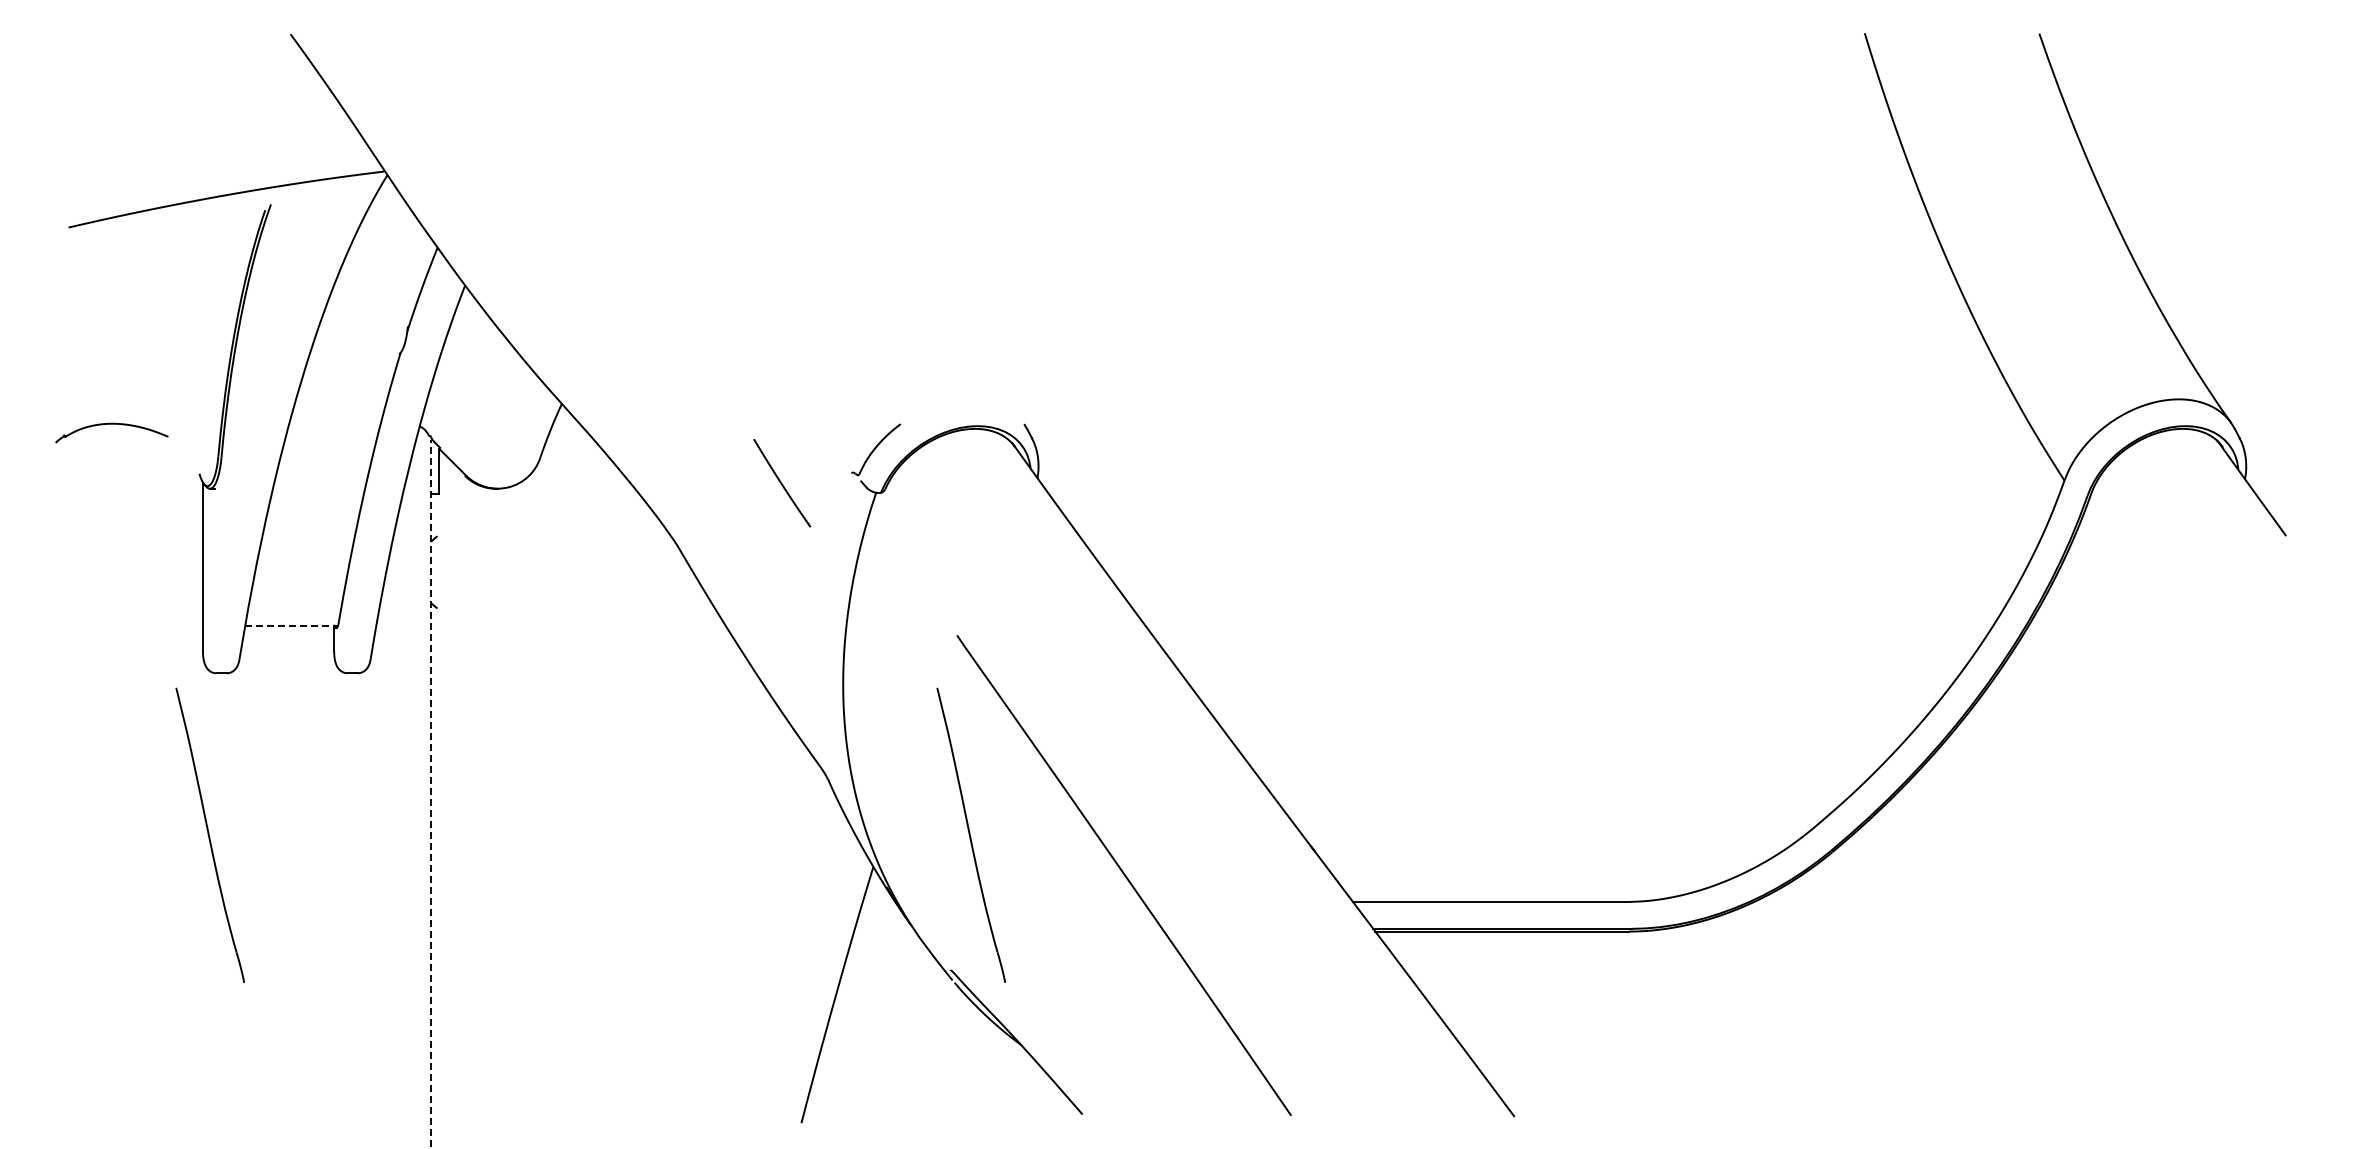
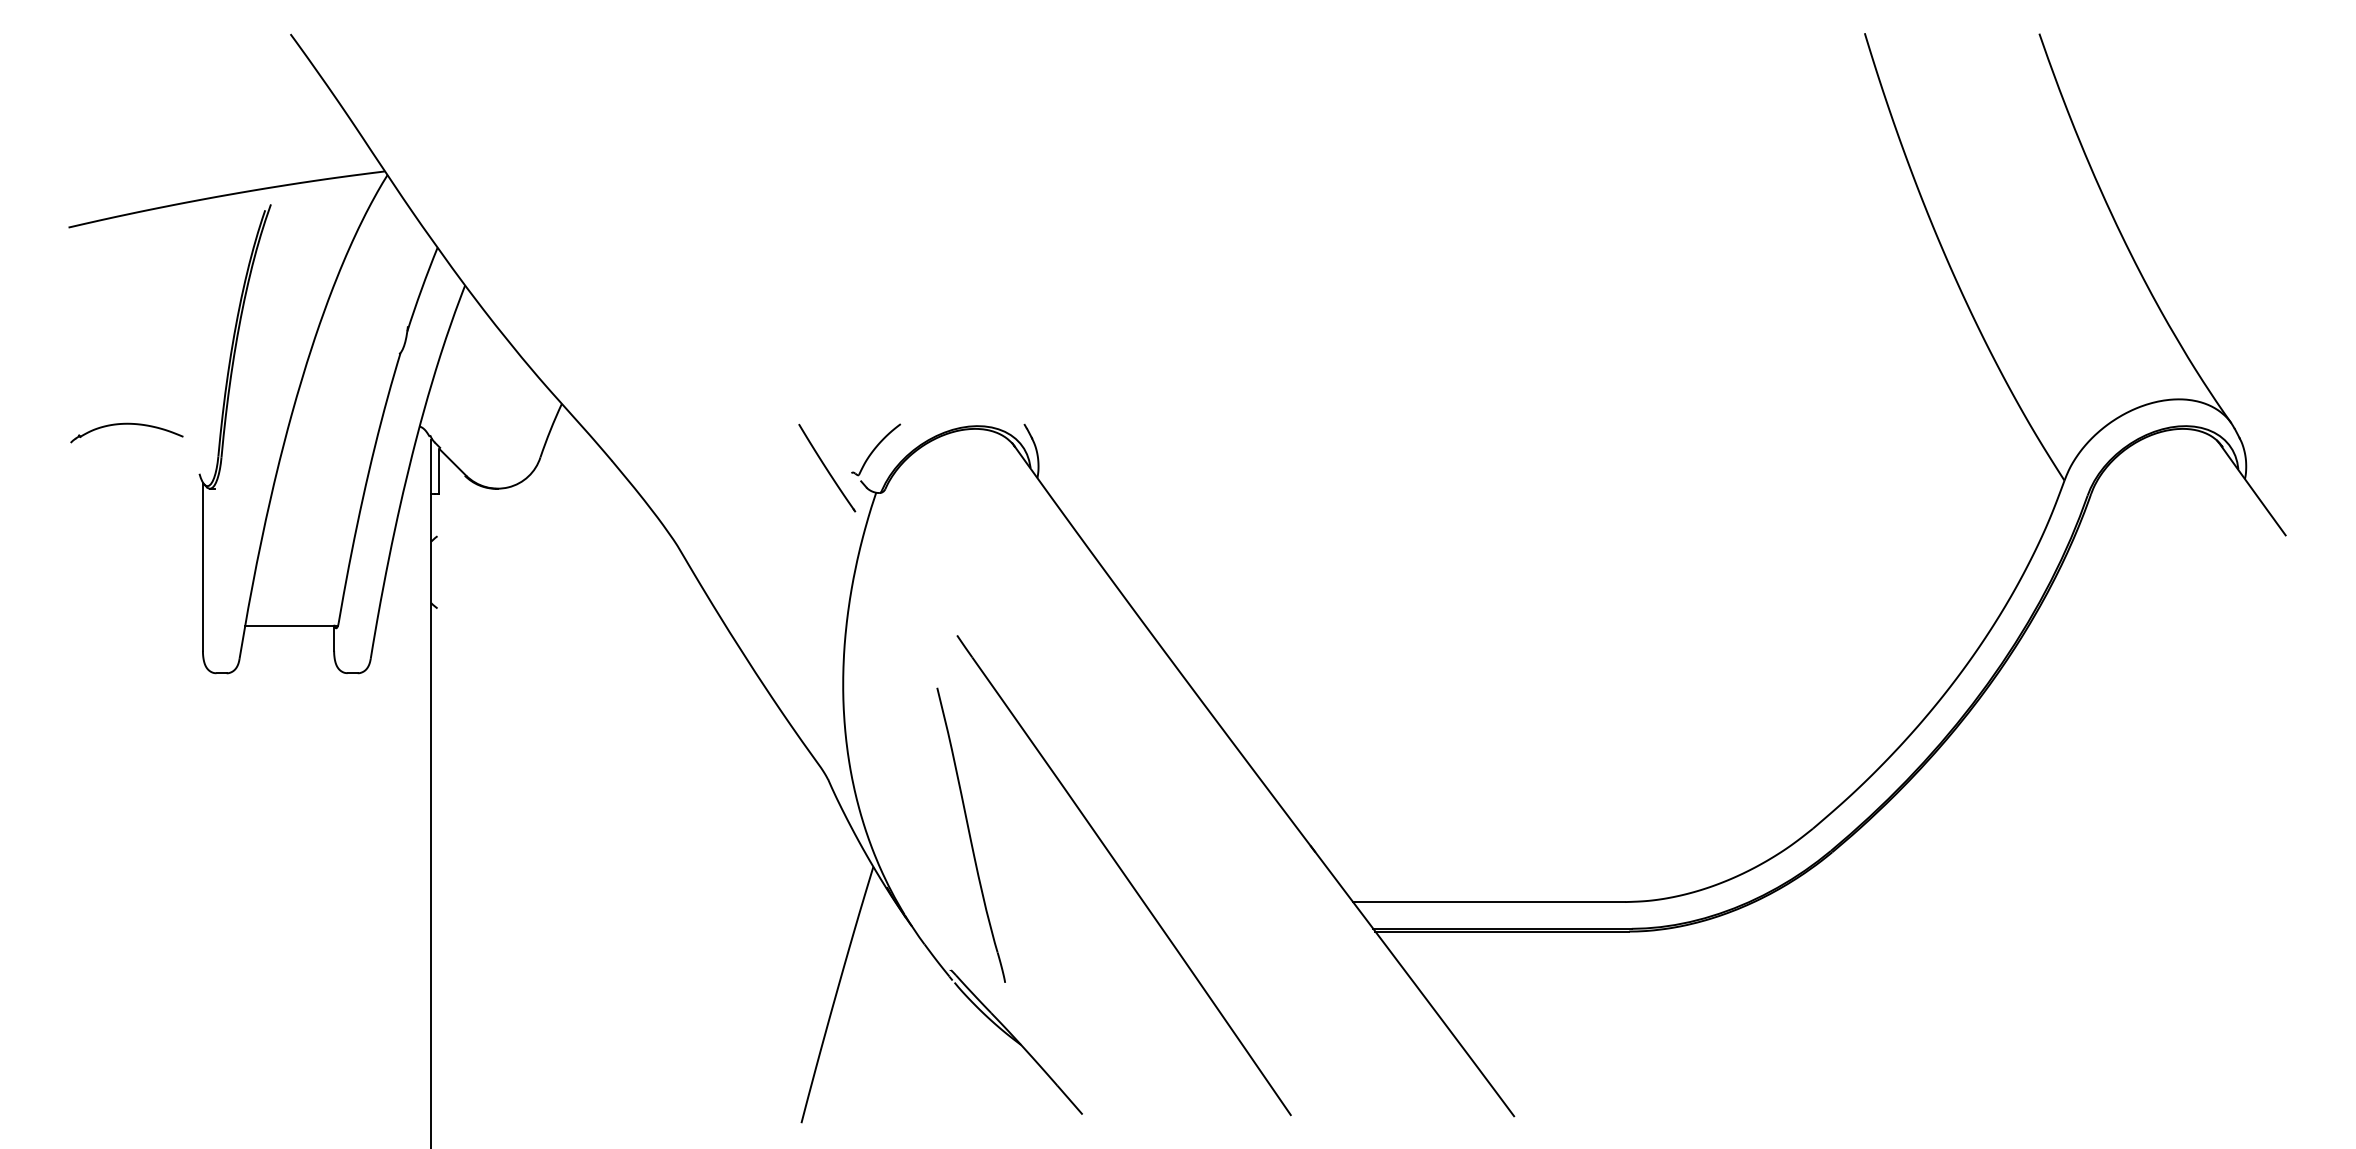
part position: (111, 424) -> (126, 424) (126, 424)
part position: (782, 482) -> (827, 467) (827, 467)
line: dashed -> solid (292, 625)
line: dashed -> solid (431, 793)
part: present -> none (209, 834)
